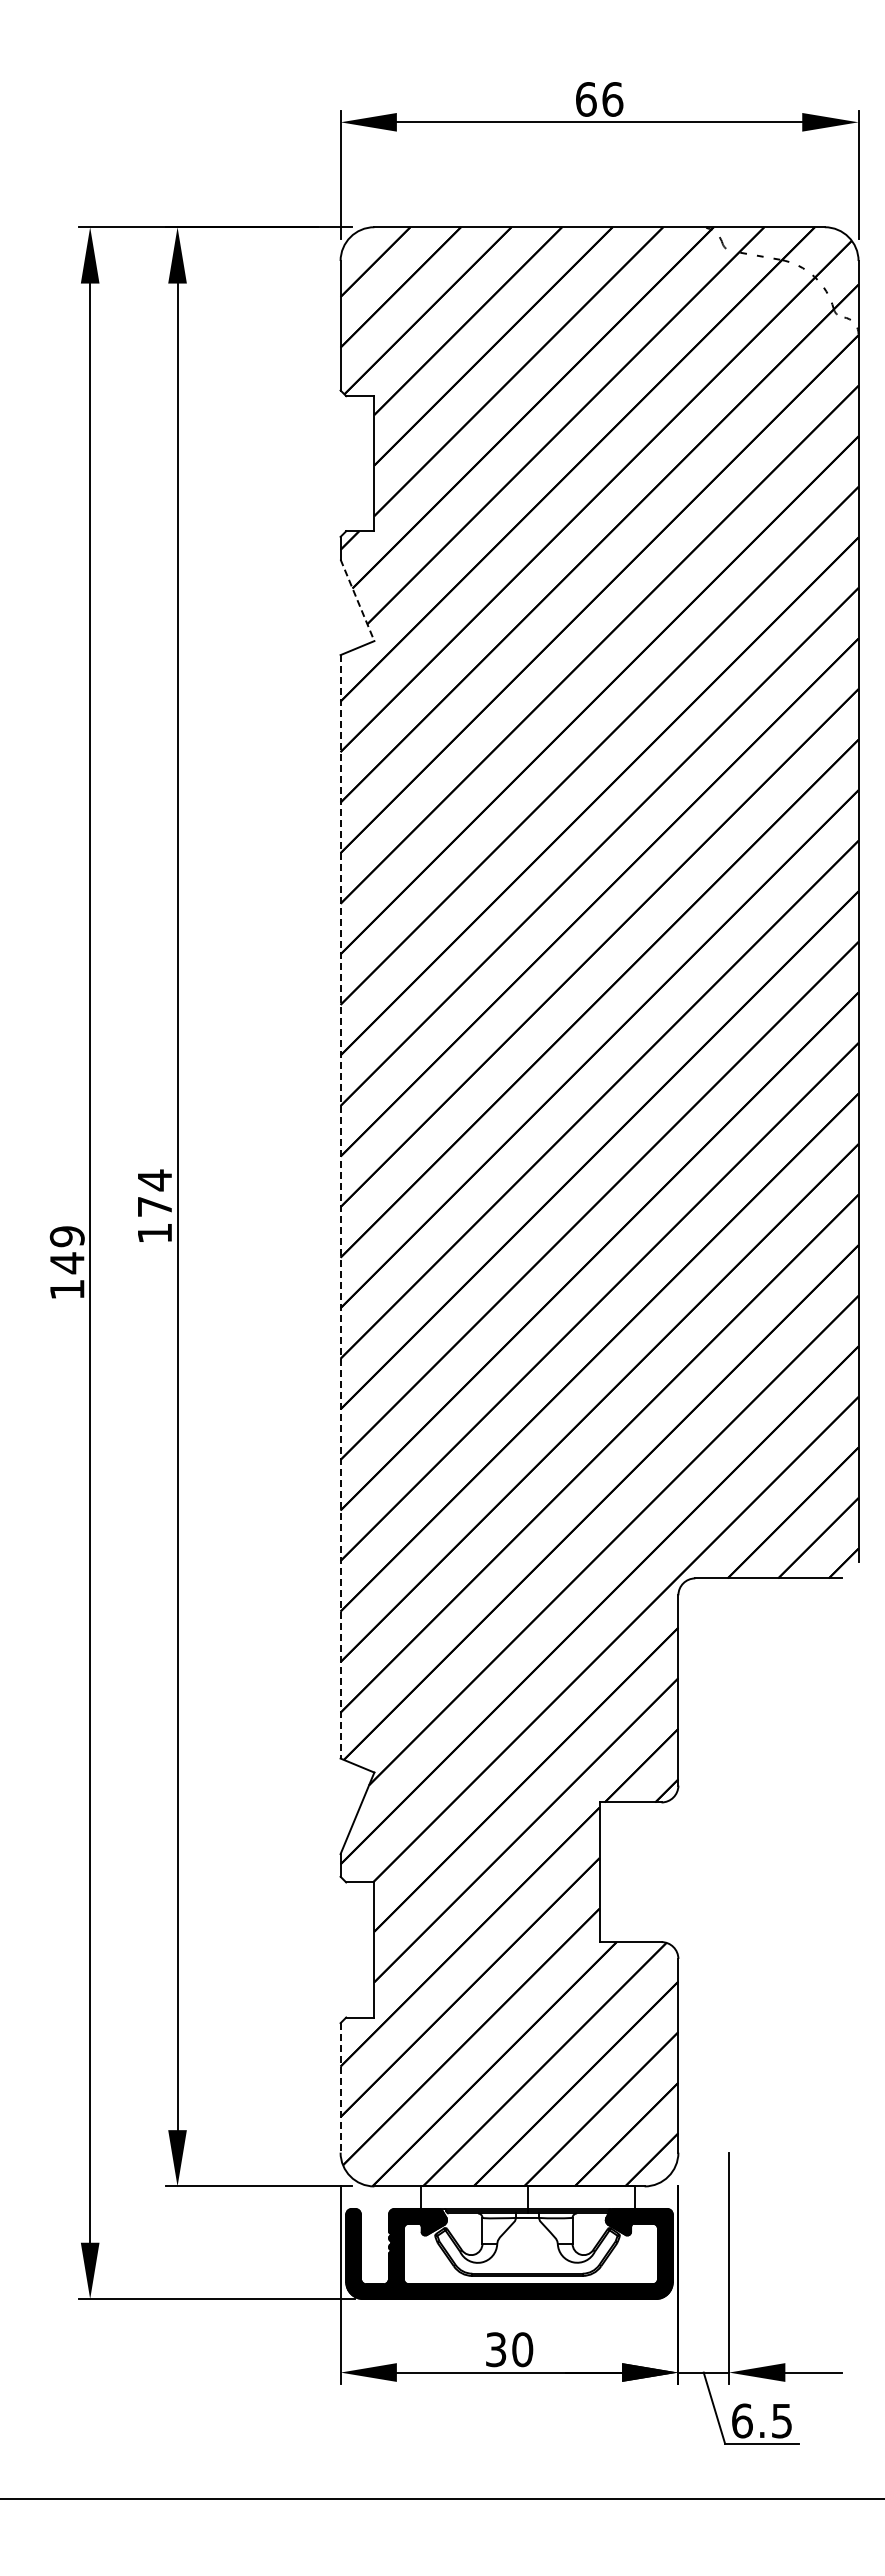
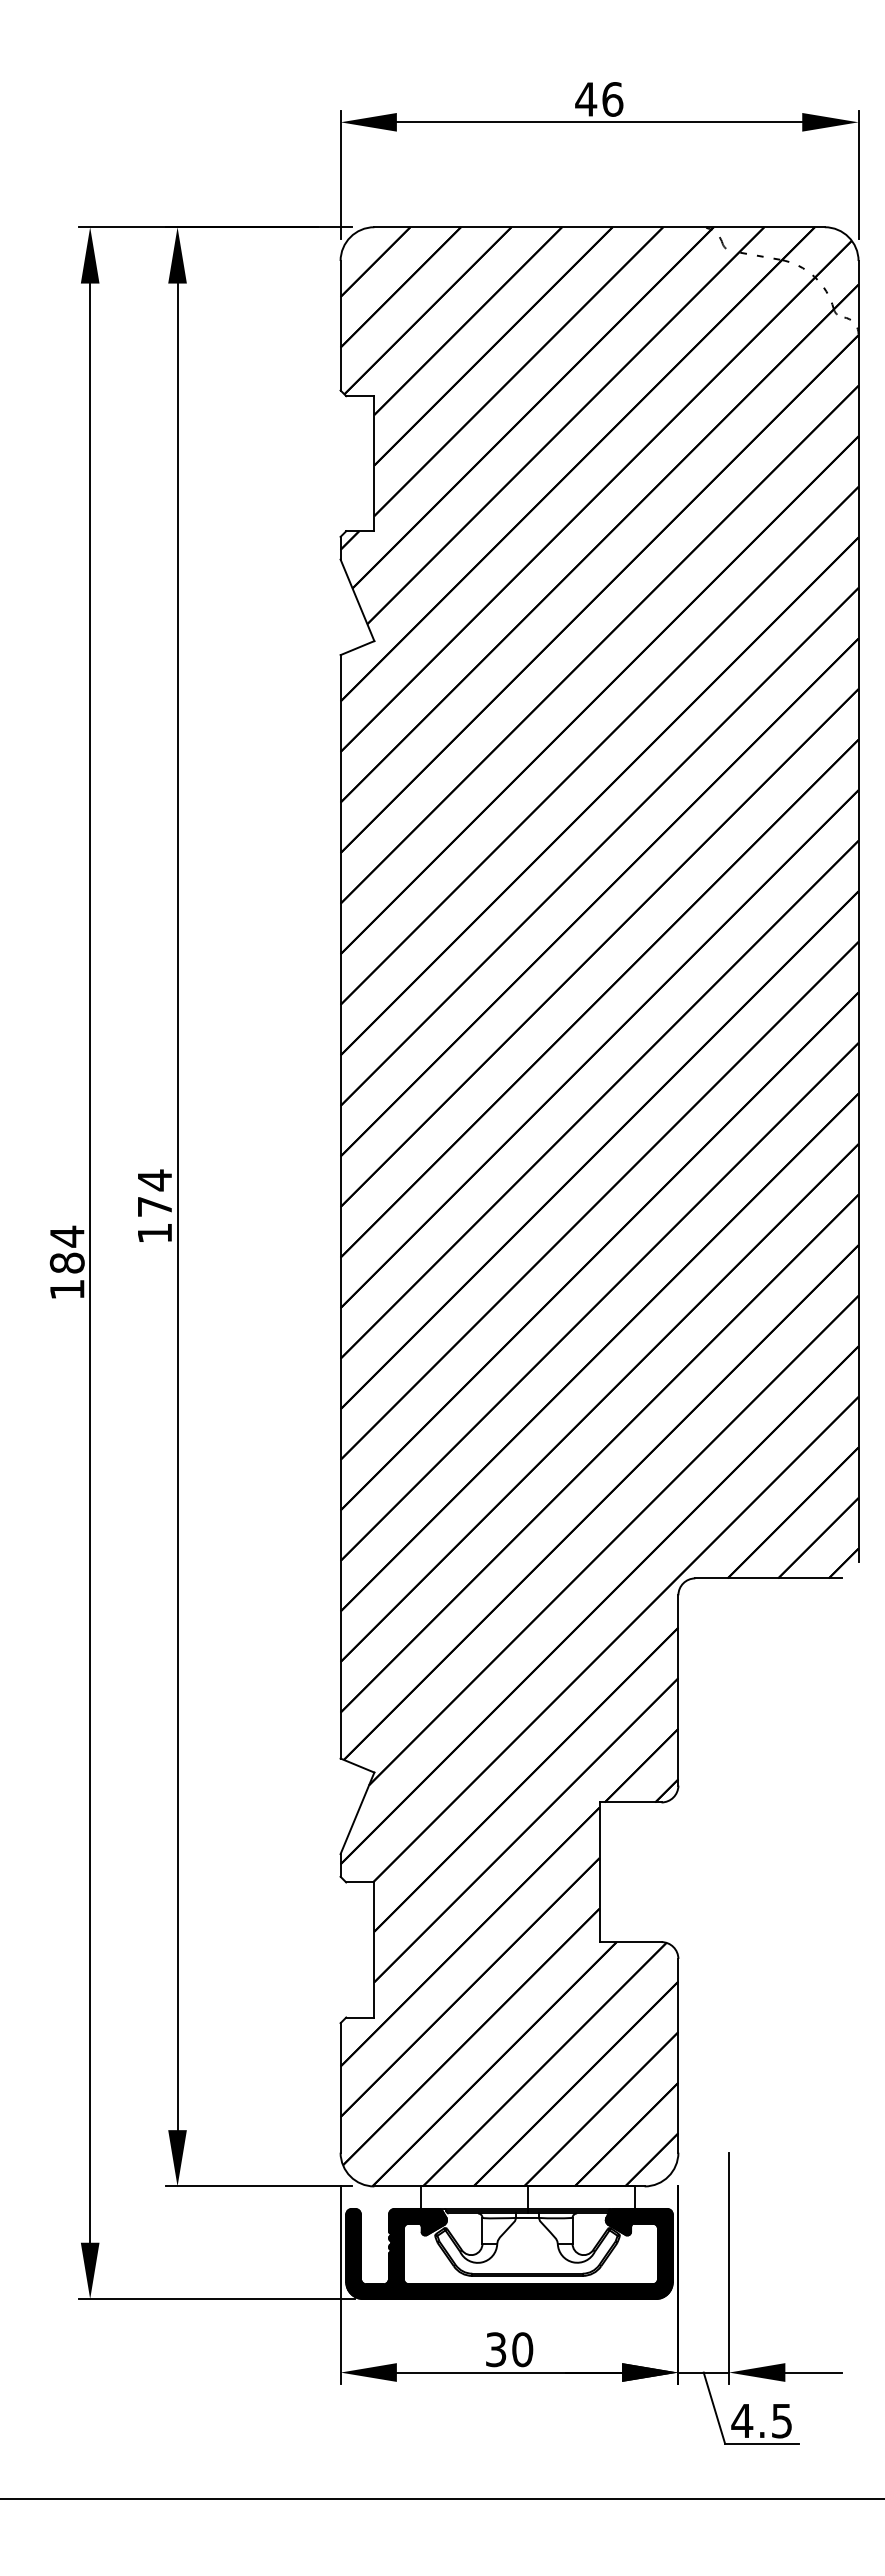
text: 66 -> 46 (586, 99)
line: dashed -> solid (357, 600)
line: dashed -> solid (340, 1206)
text: 149 -> 184 (66, 1249)
line: dashed -> solid (340, 2087)
text: 6.5 -> 4.5 (742, 2420)
